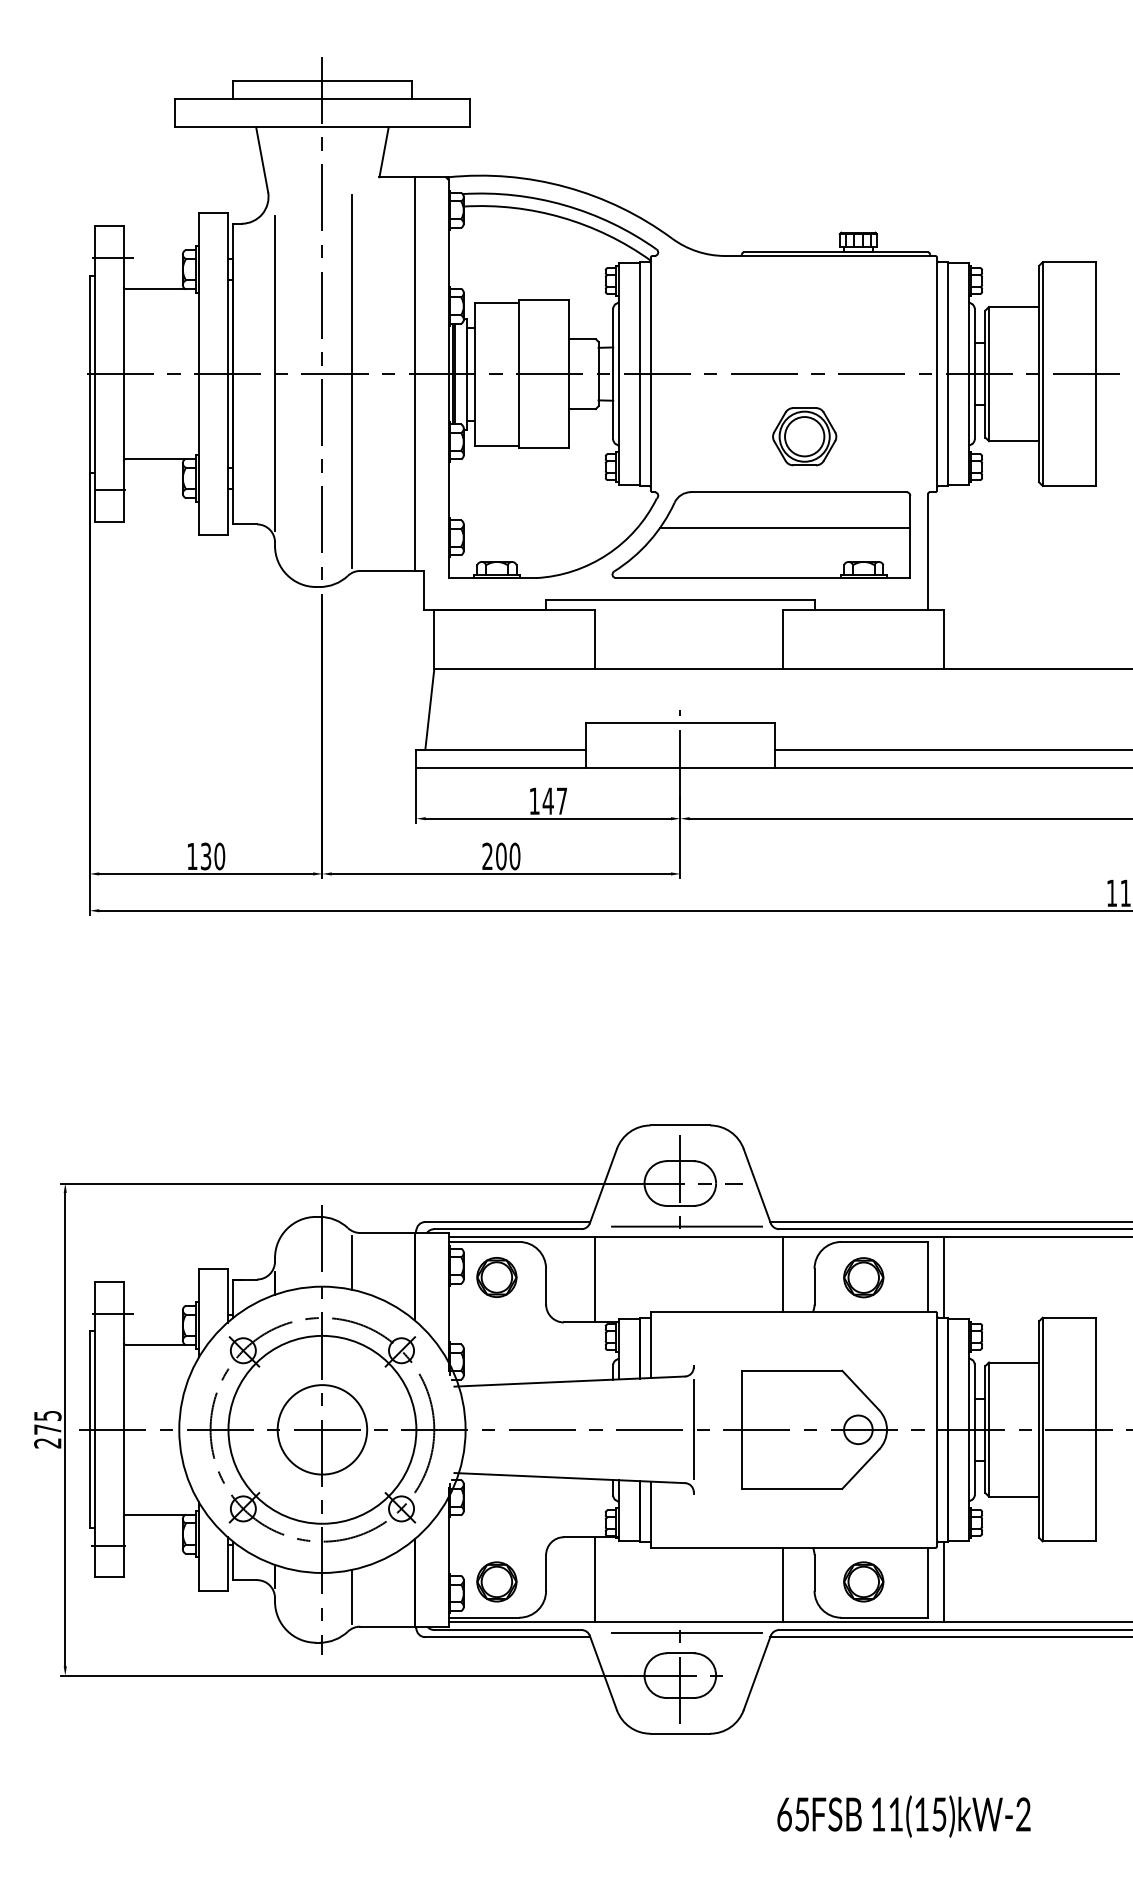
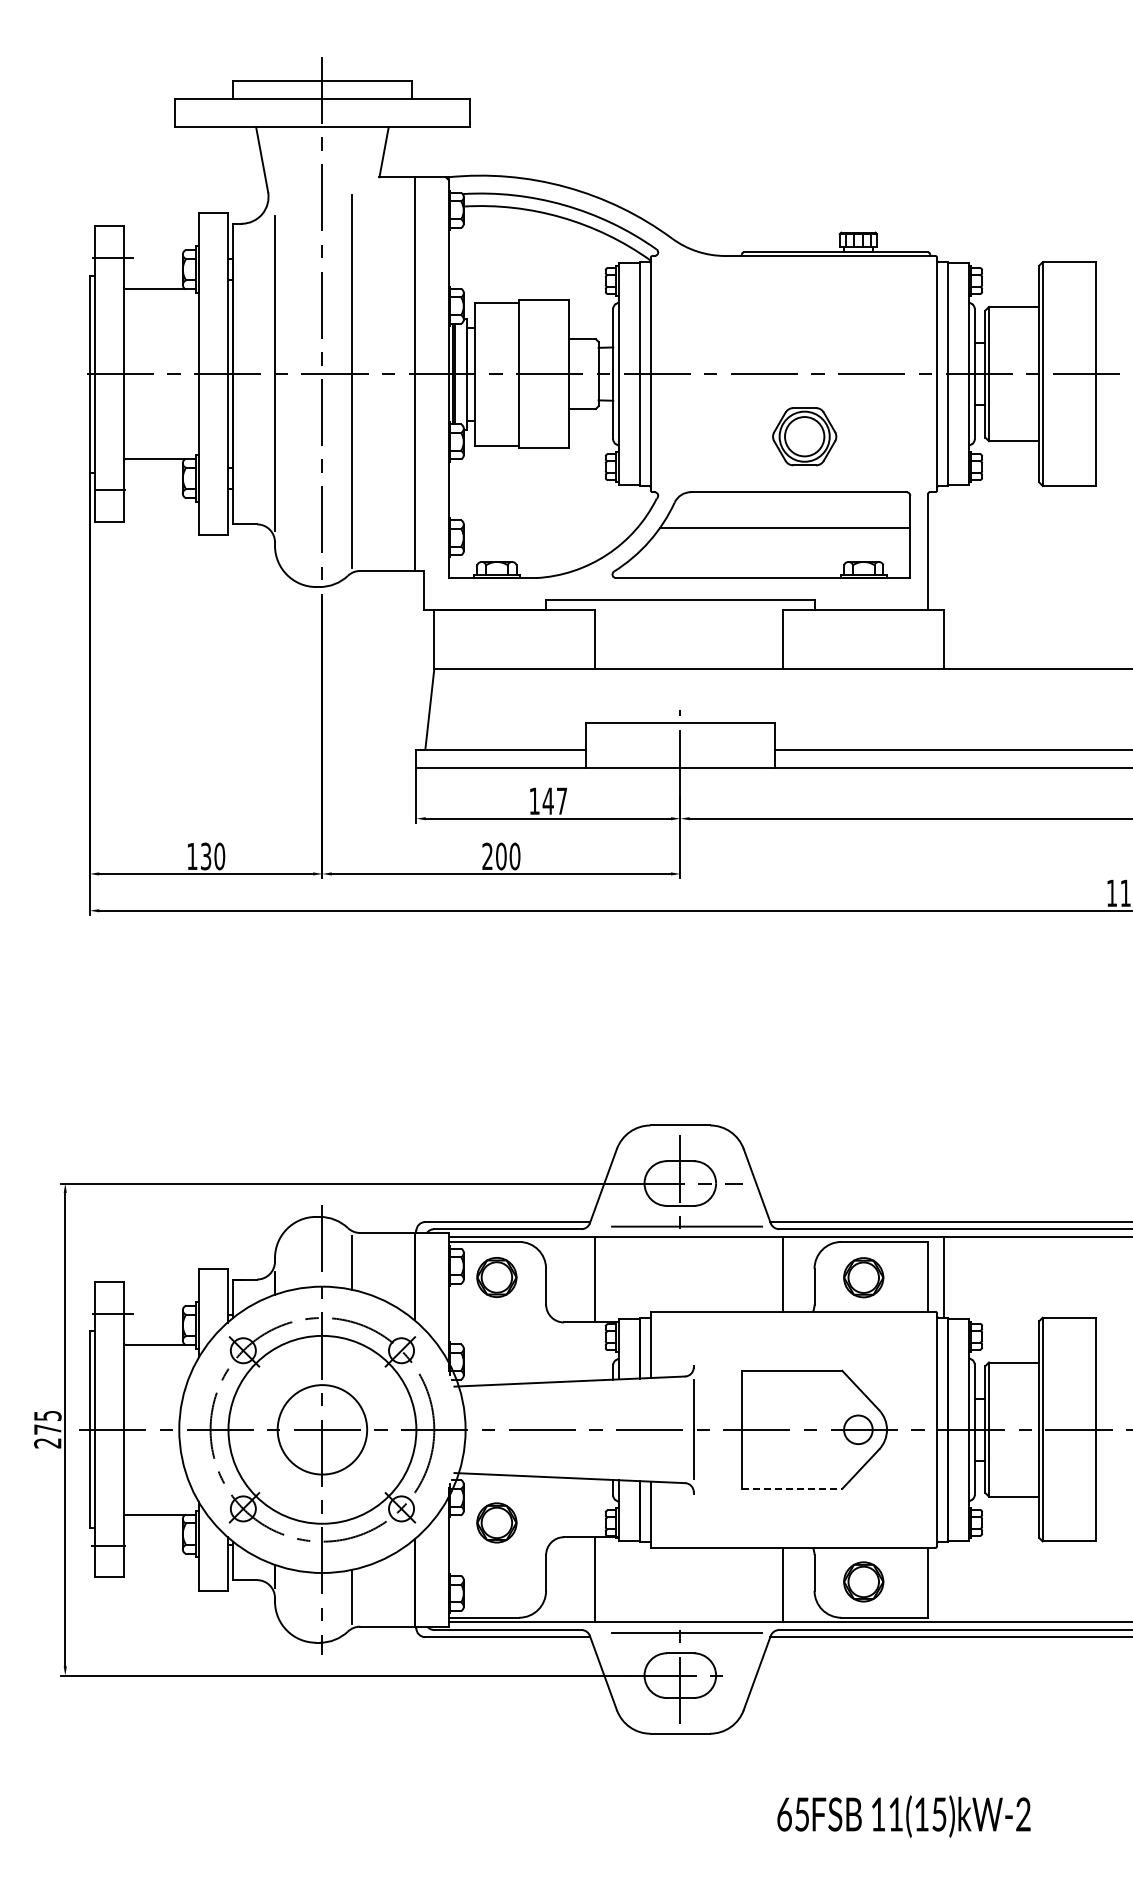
line: solid -> dashed (792, 1488)
part position: (496, 1581) -> (496, 1522) (496, 1522)
line: present -> none (944, 1581)
